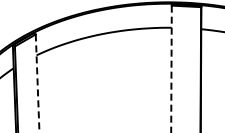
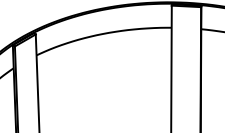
line: dashed -> solid (171, 69)
line: dashed -> solid (37, 84)
